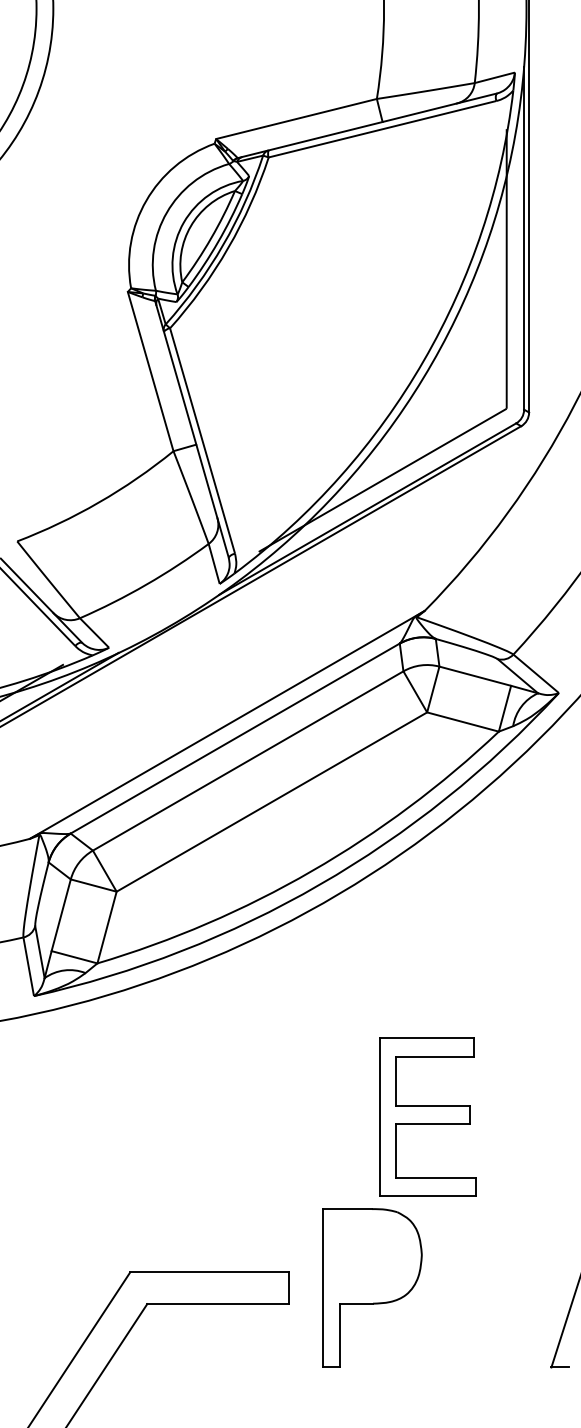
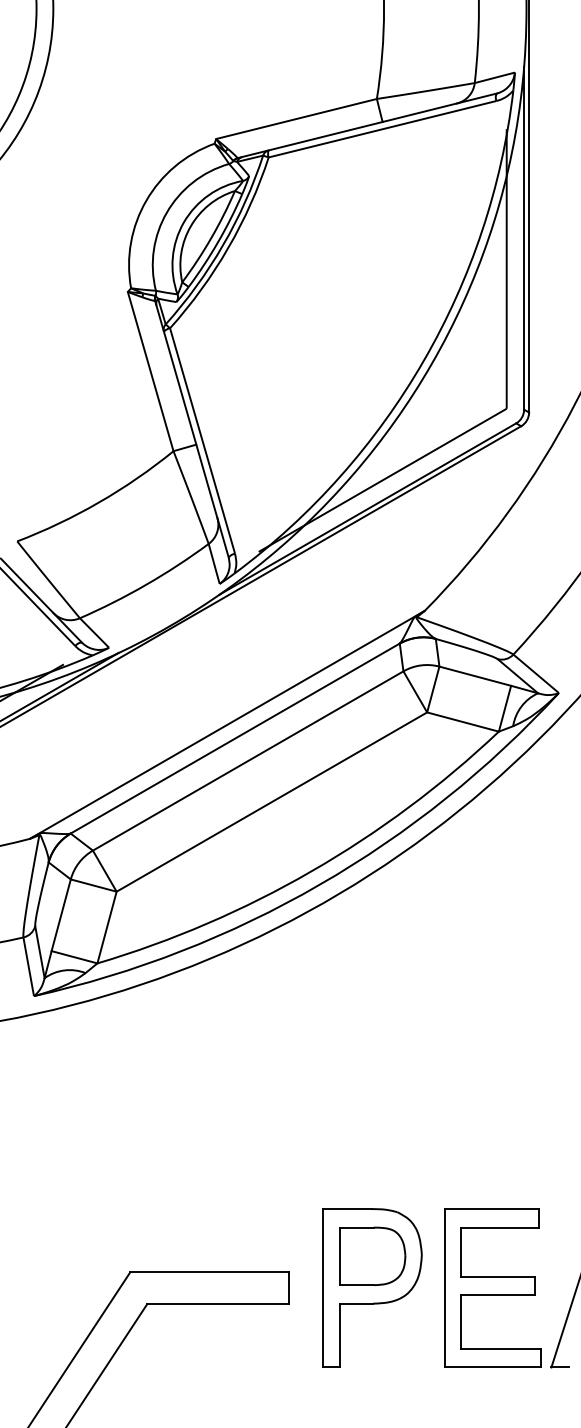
part position: (427, 1116) -> (492, 1287) (492, 1287)
part: none -> present (372, 1256)
